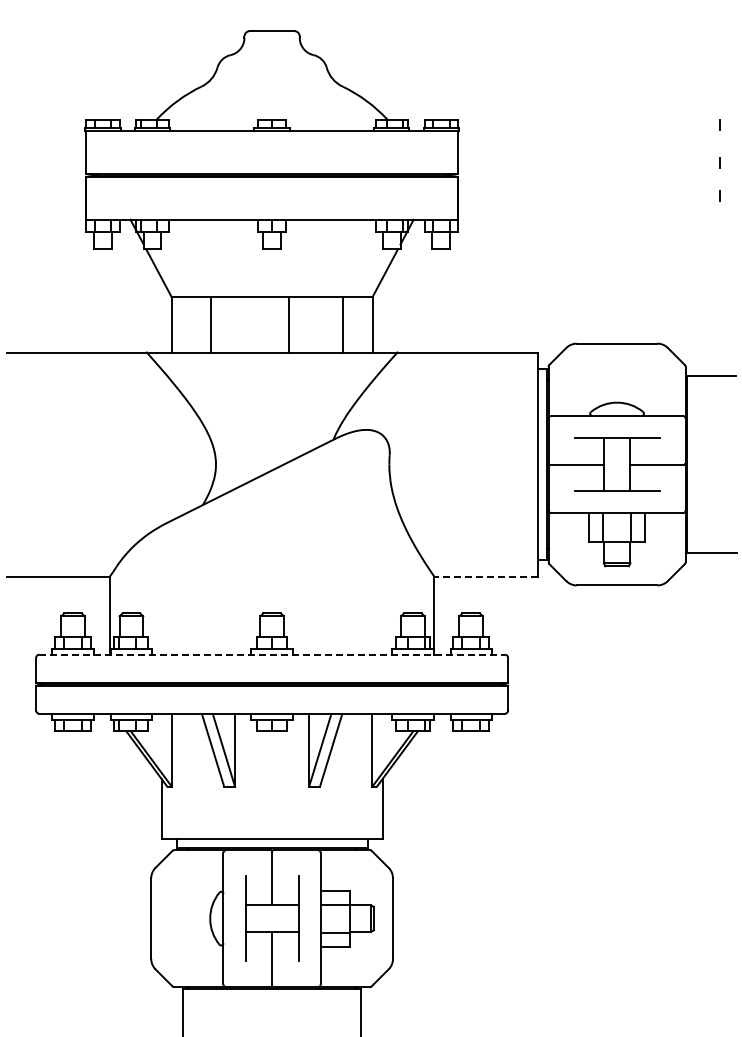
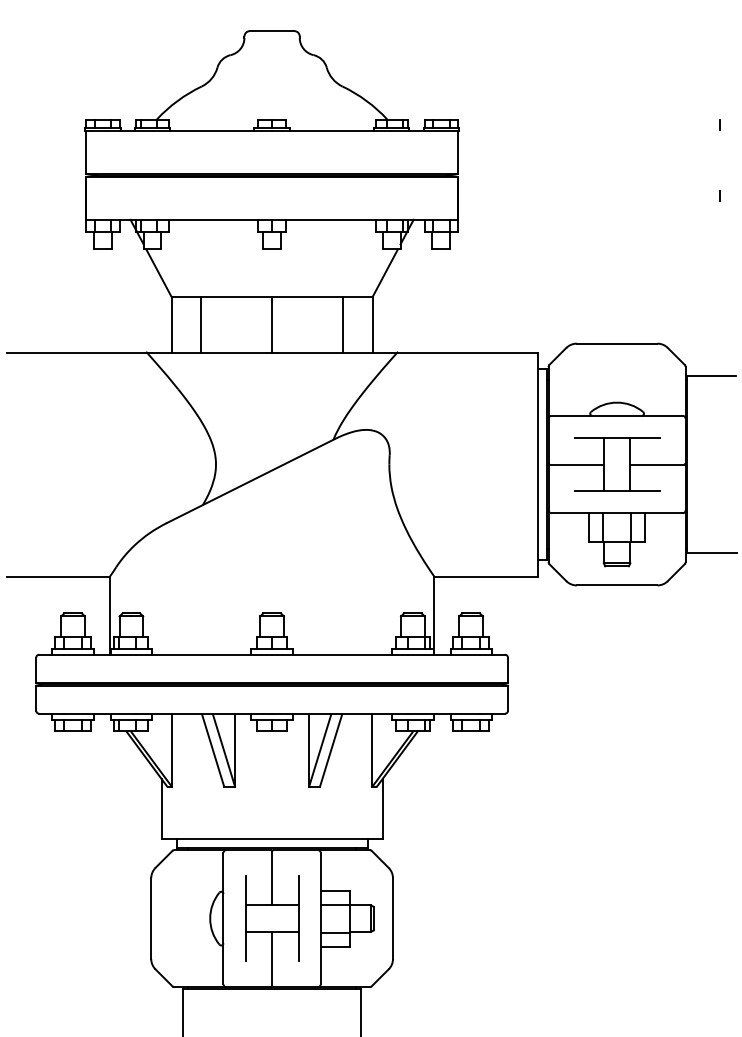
line: present -> none (719, 162)
line position: (211, 324) -> (201, 324) (201, 324)
line position: (289, 324) -> (272, 324) (272, 324)
line: dashed -> solid (485, 576)
line: dashed -> solid (272, 654)
